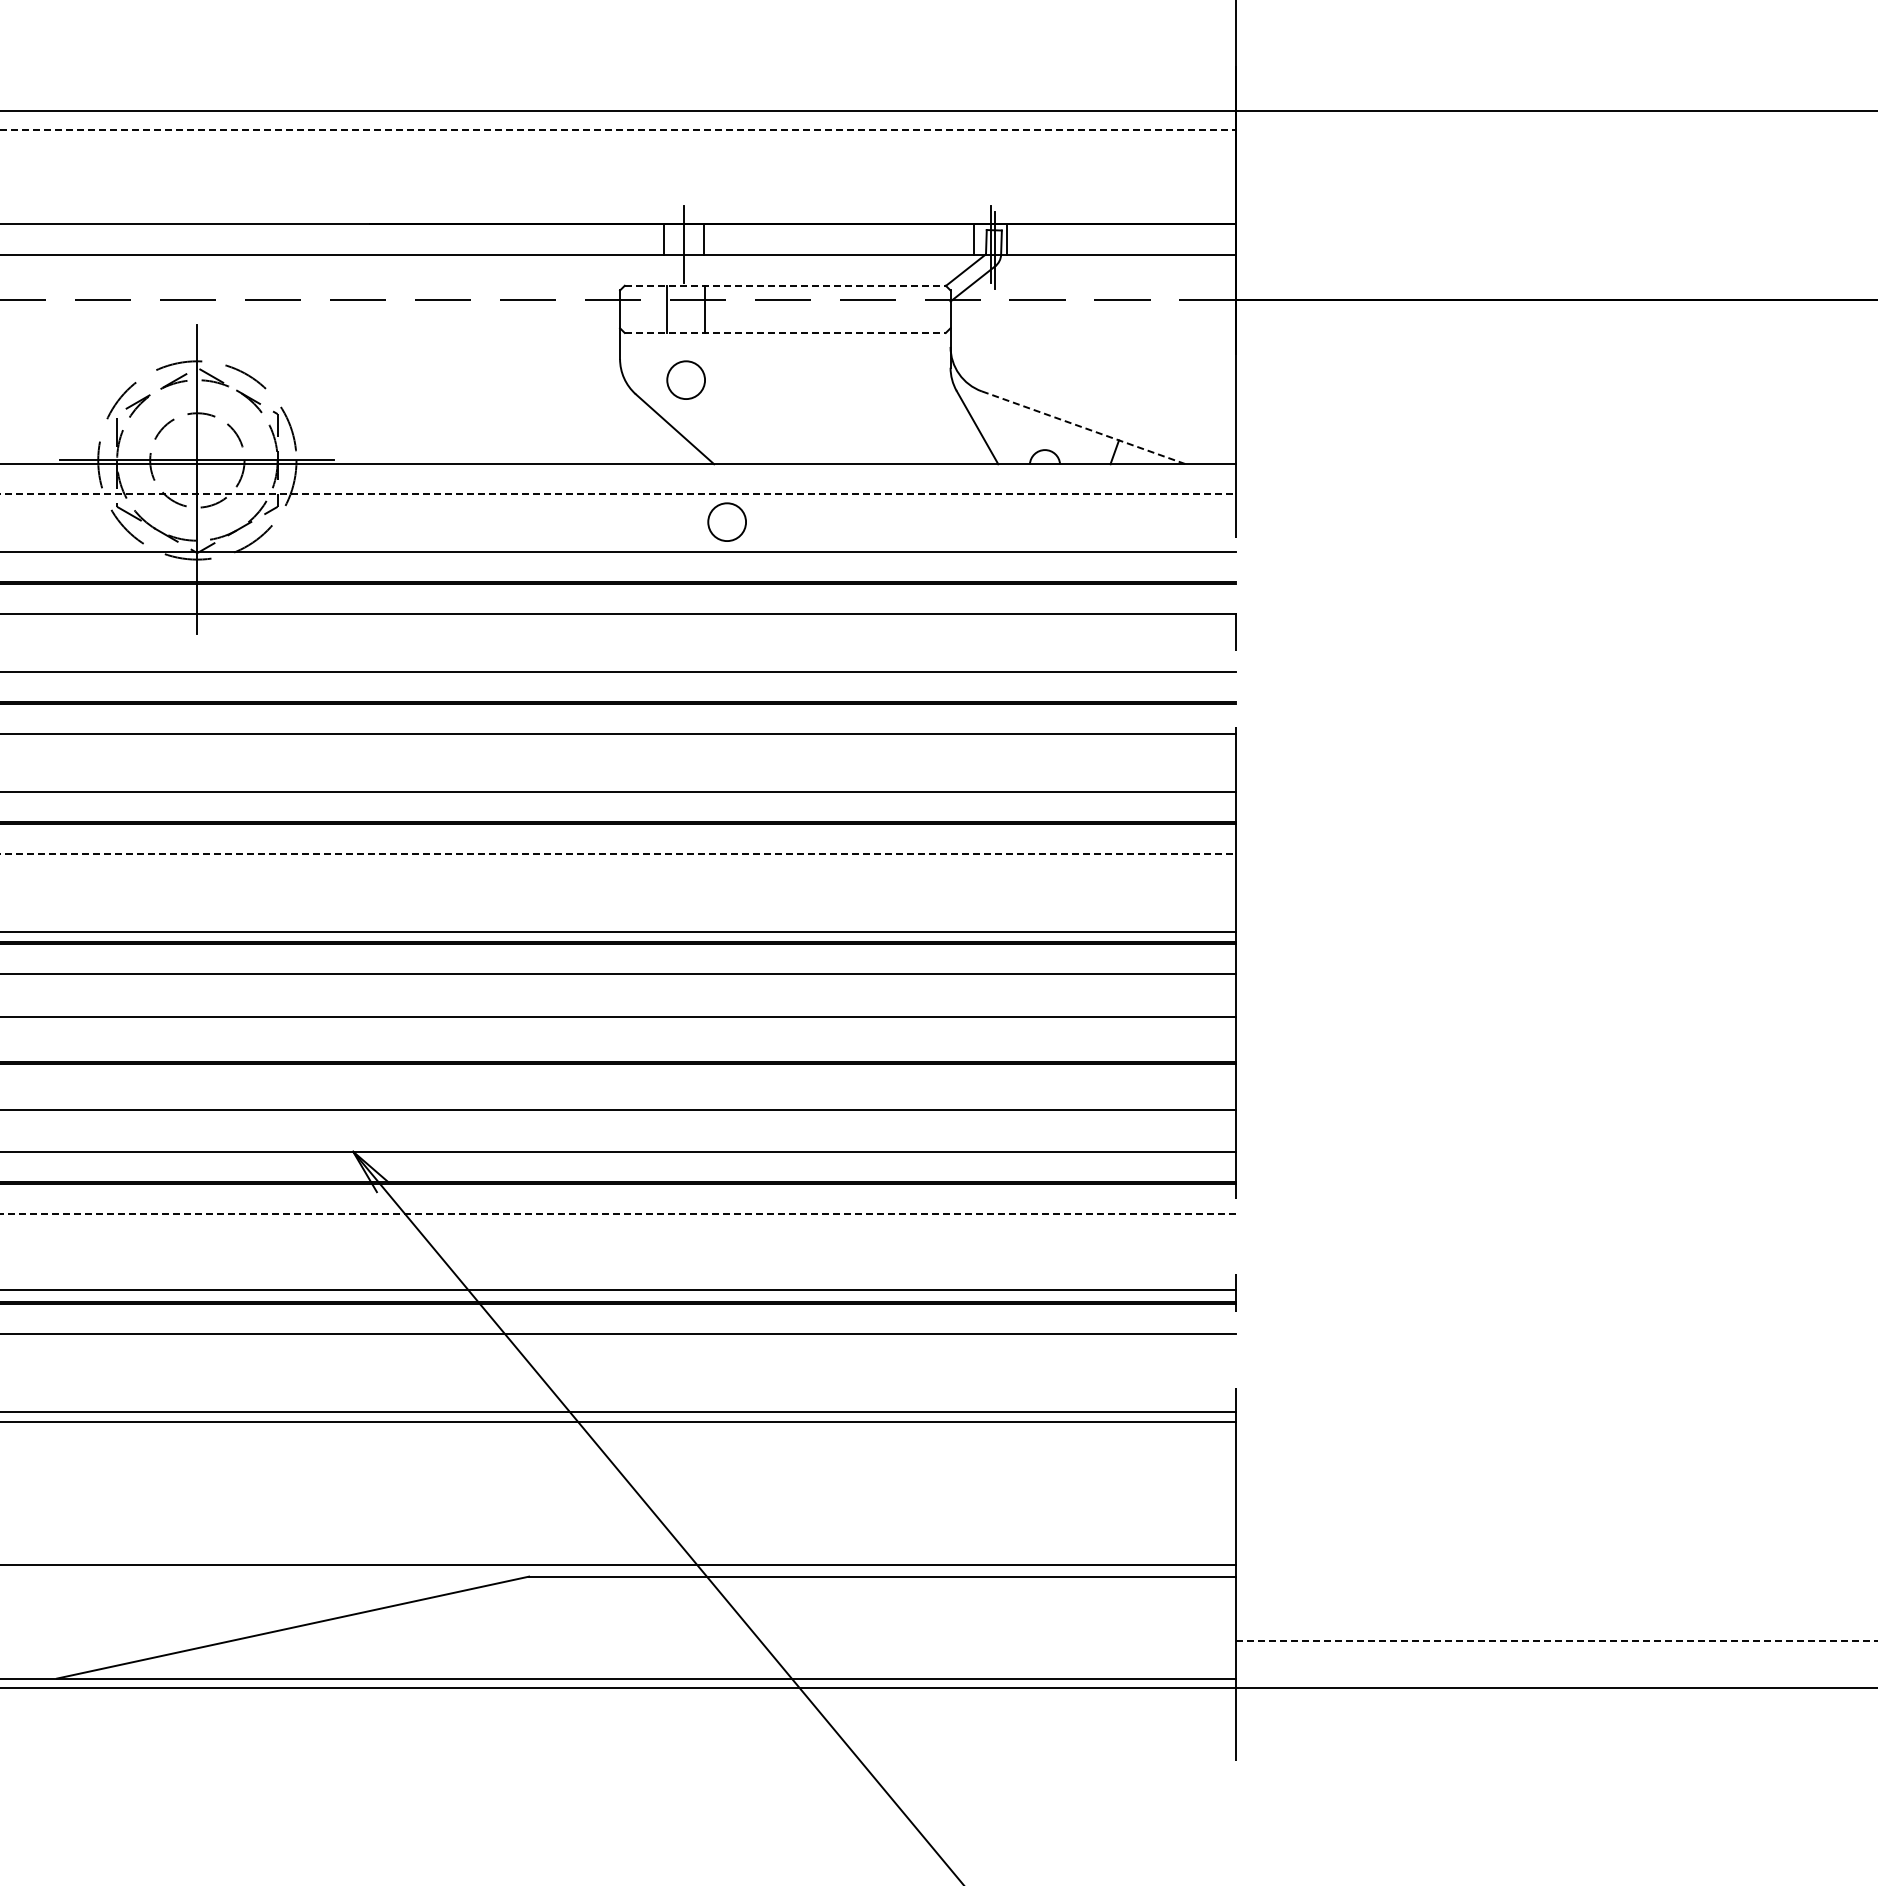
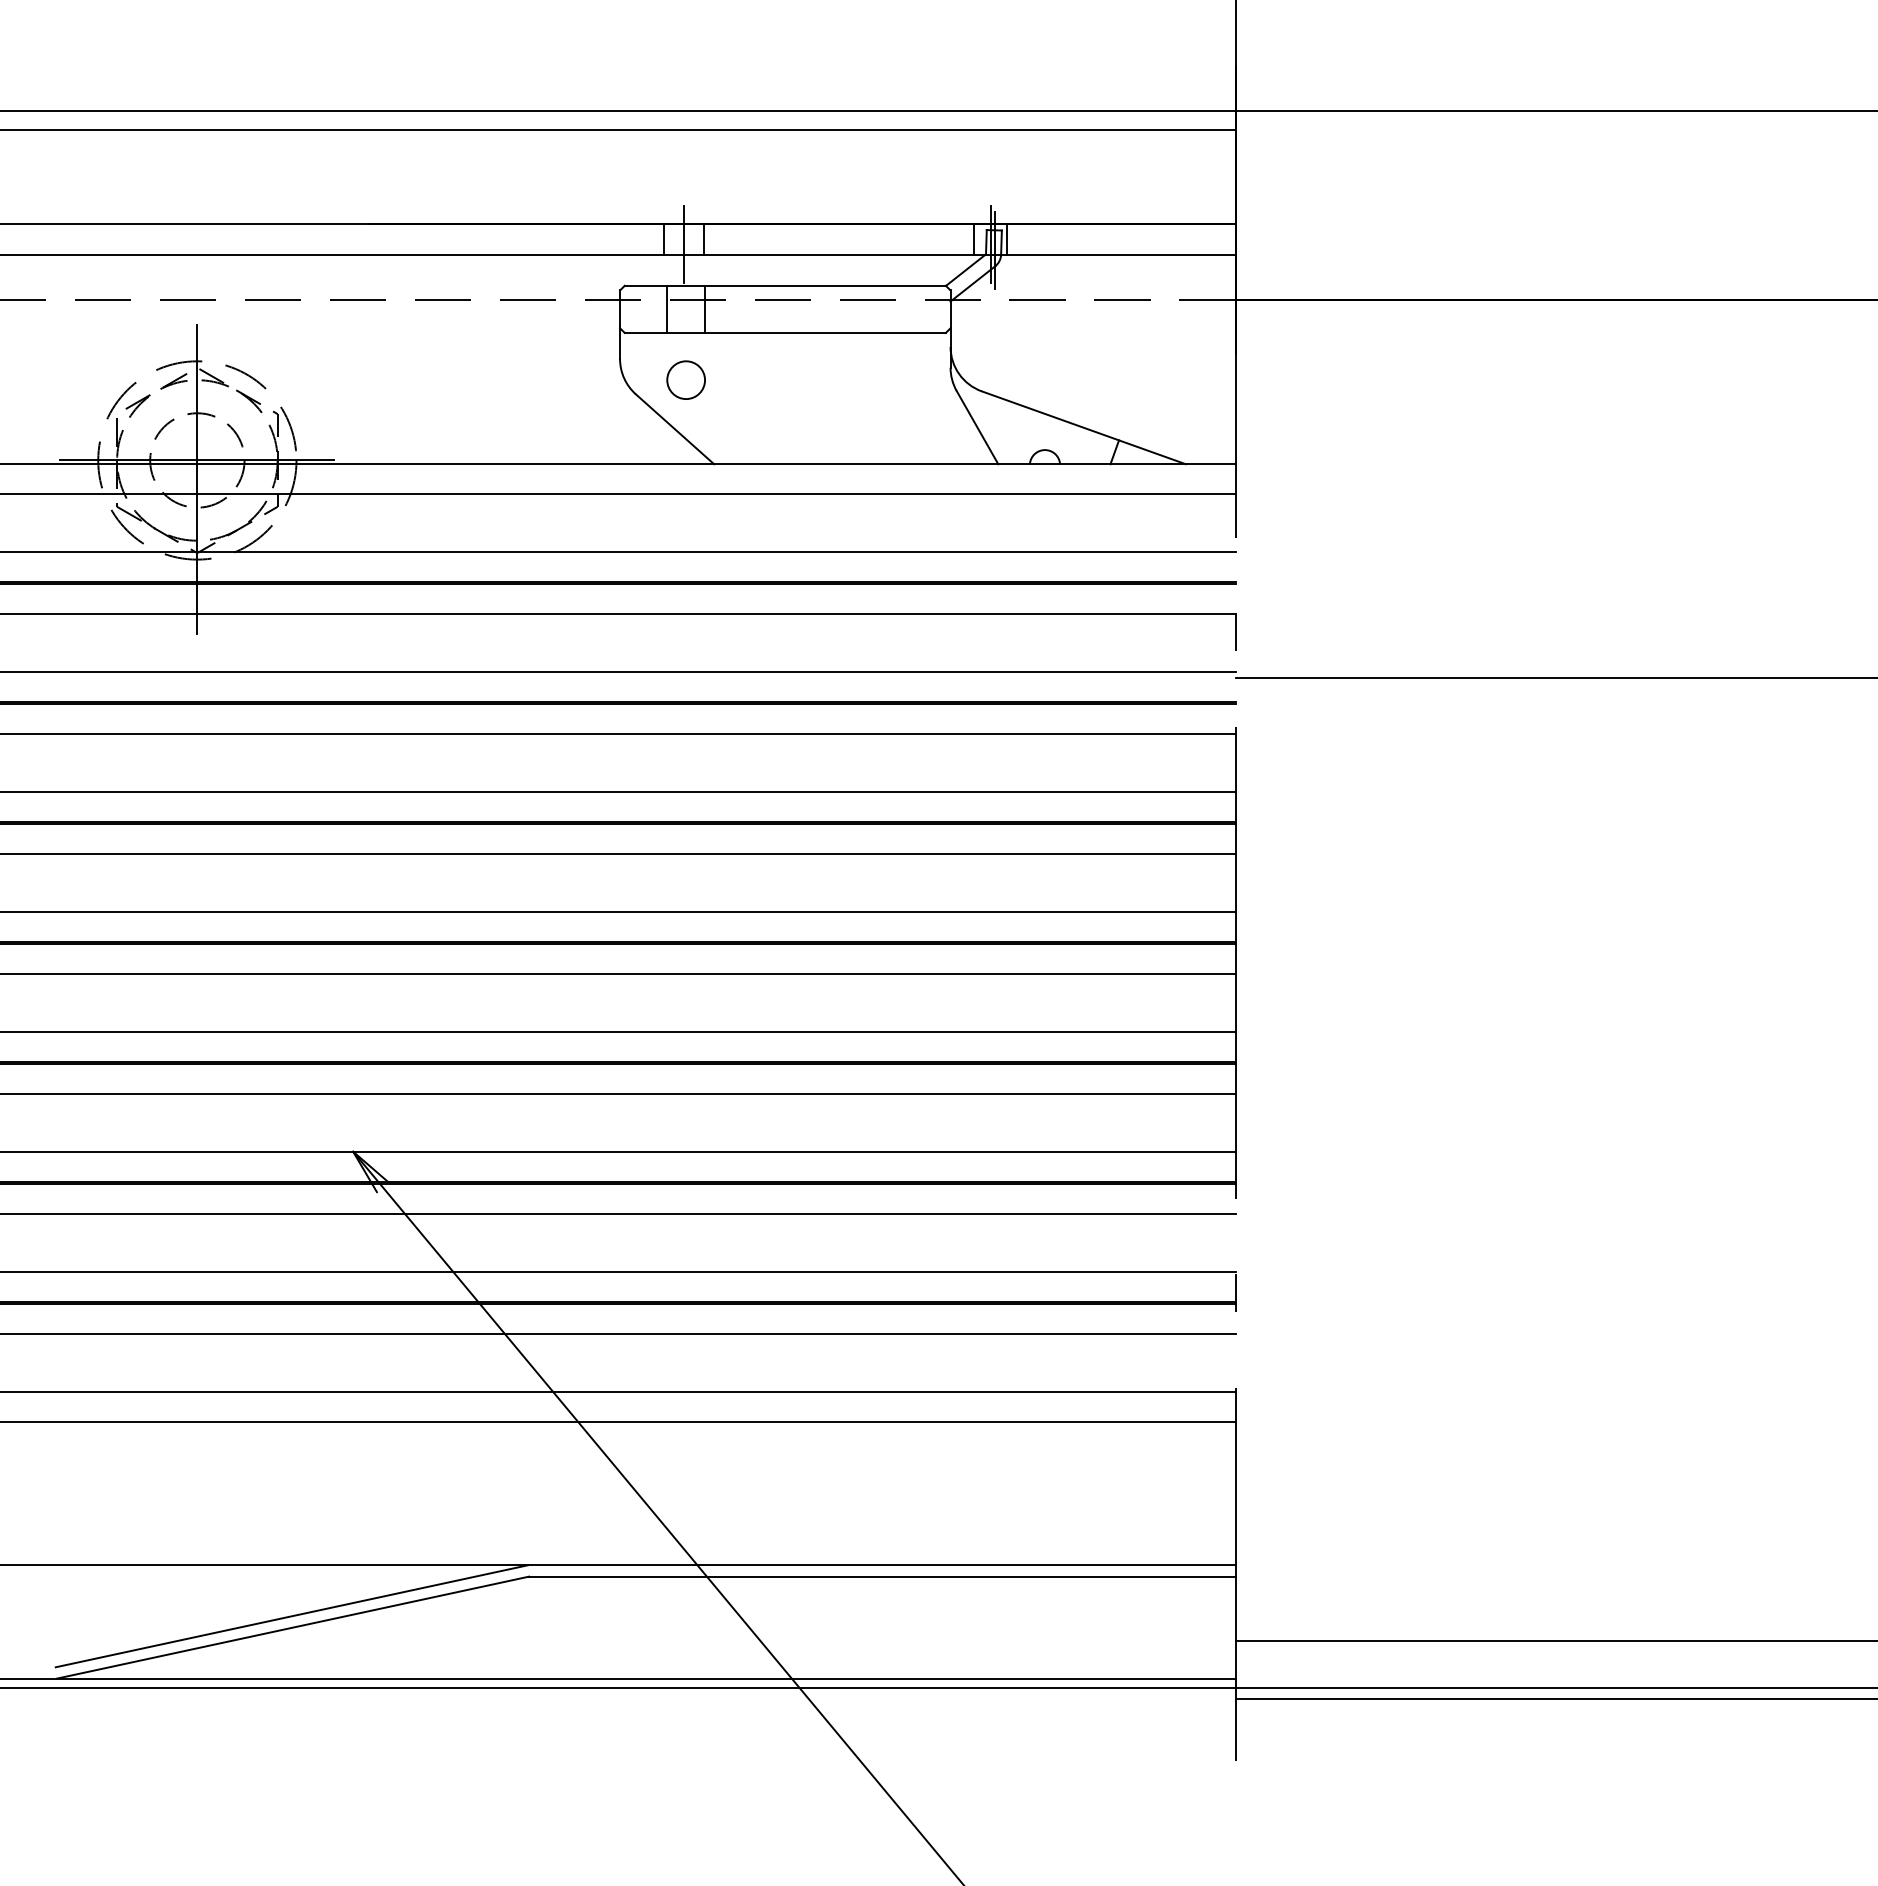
line: dashed -> solid (618, 129)
line: dashed -> solid (785, 285)
line: dashed -> solid (785, 332)
line: dashed -> solid (1084, 427)
line: dashed -> solid (618, 494)
circle: present -> none (726, 521)
line: none -> present (1555, 677)
line: dashed -> solid (618, 854)
line position: (619, 931) -> (619, 911) (619, 911)
line position: (619, 1016) -> (619, 1031) (619, 1031)
line position: (619, 1110) -> (619, 1094) (619, 1094)
line: dashed -> solid (618, 1214)
line position: (619, 1289) -> (619, 1271) (619, 1271)
line position: (619, 1411) -> (619, 1391) (619, 1391)
line: none -> present (291, 1616)
line: dashed -> solid (1557, 1640)
line: none -> present (1555, 1699)
